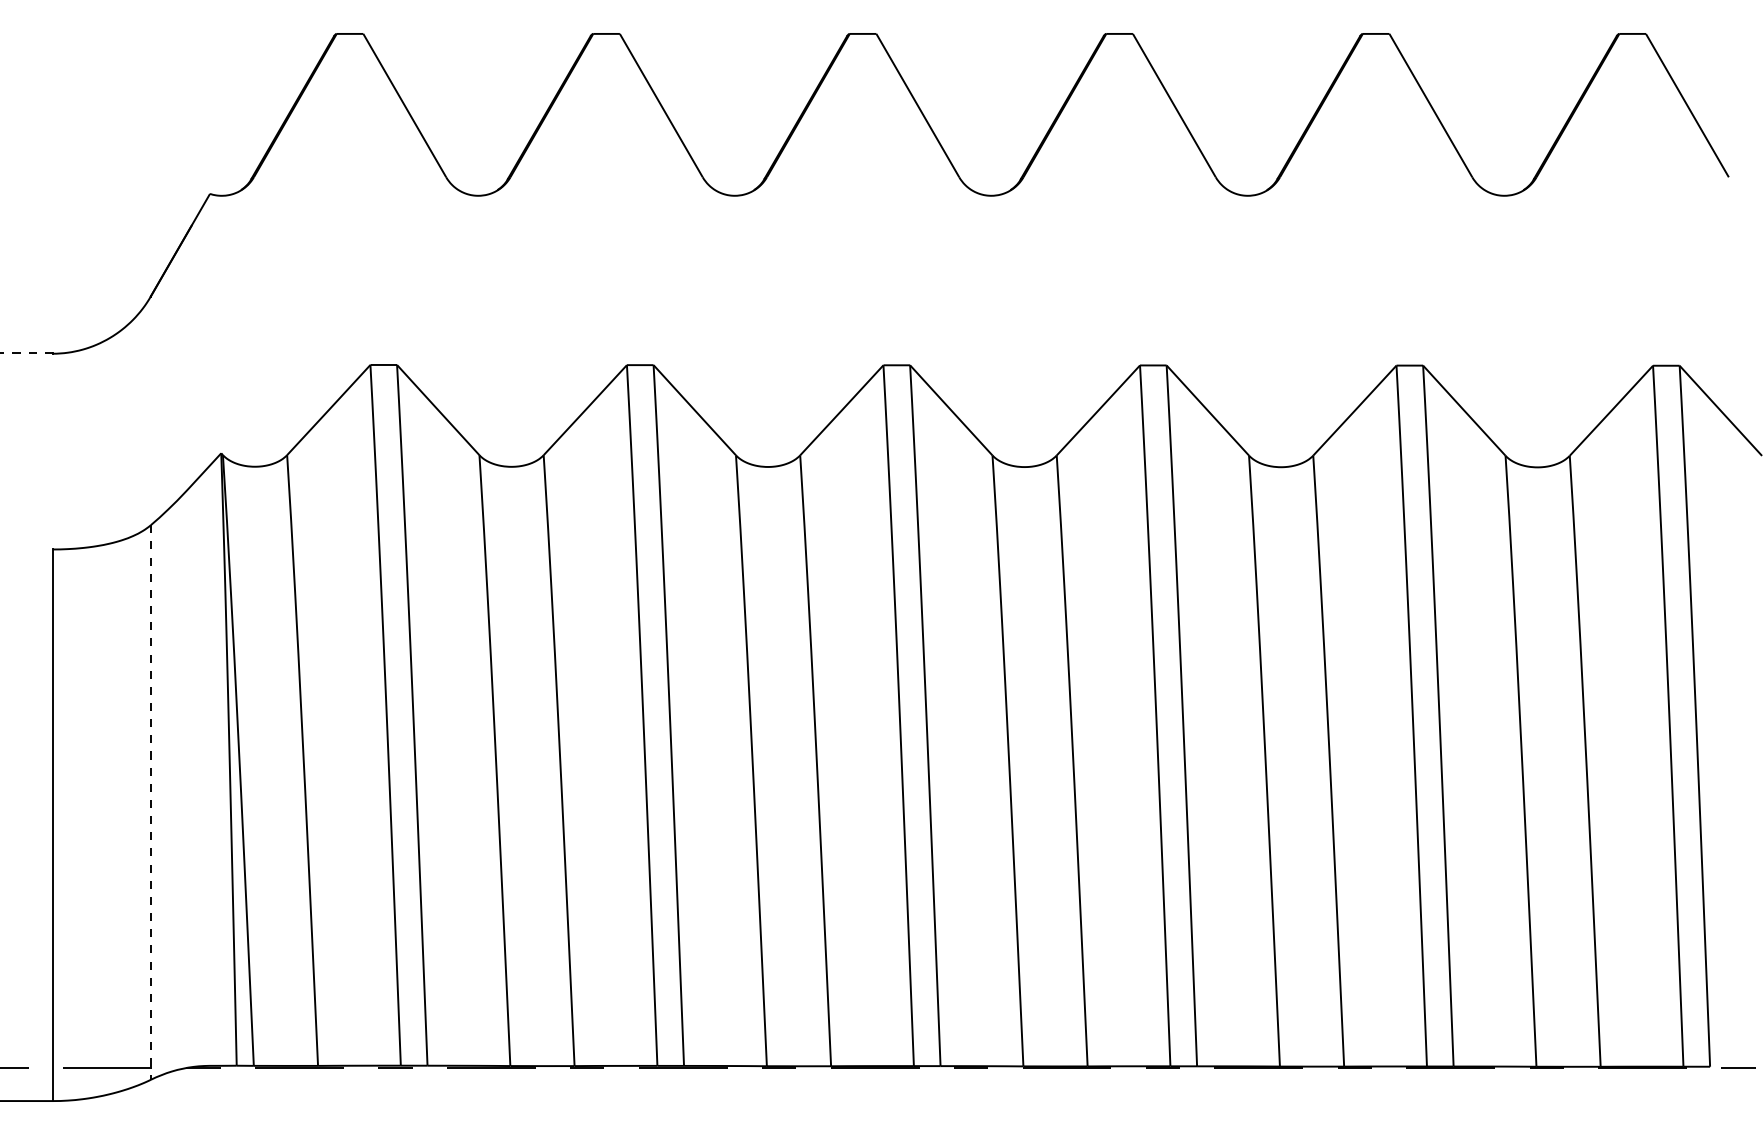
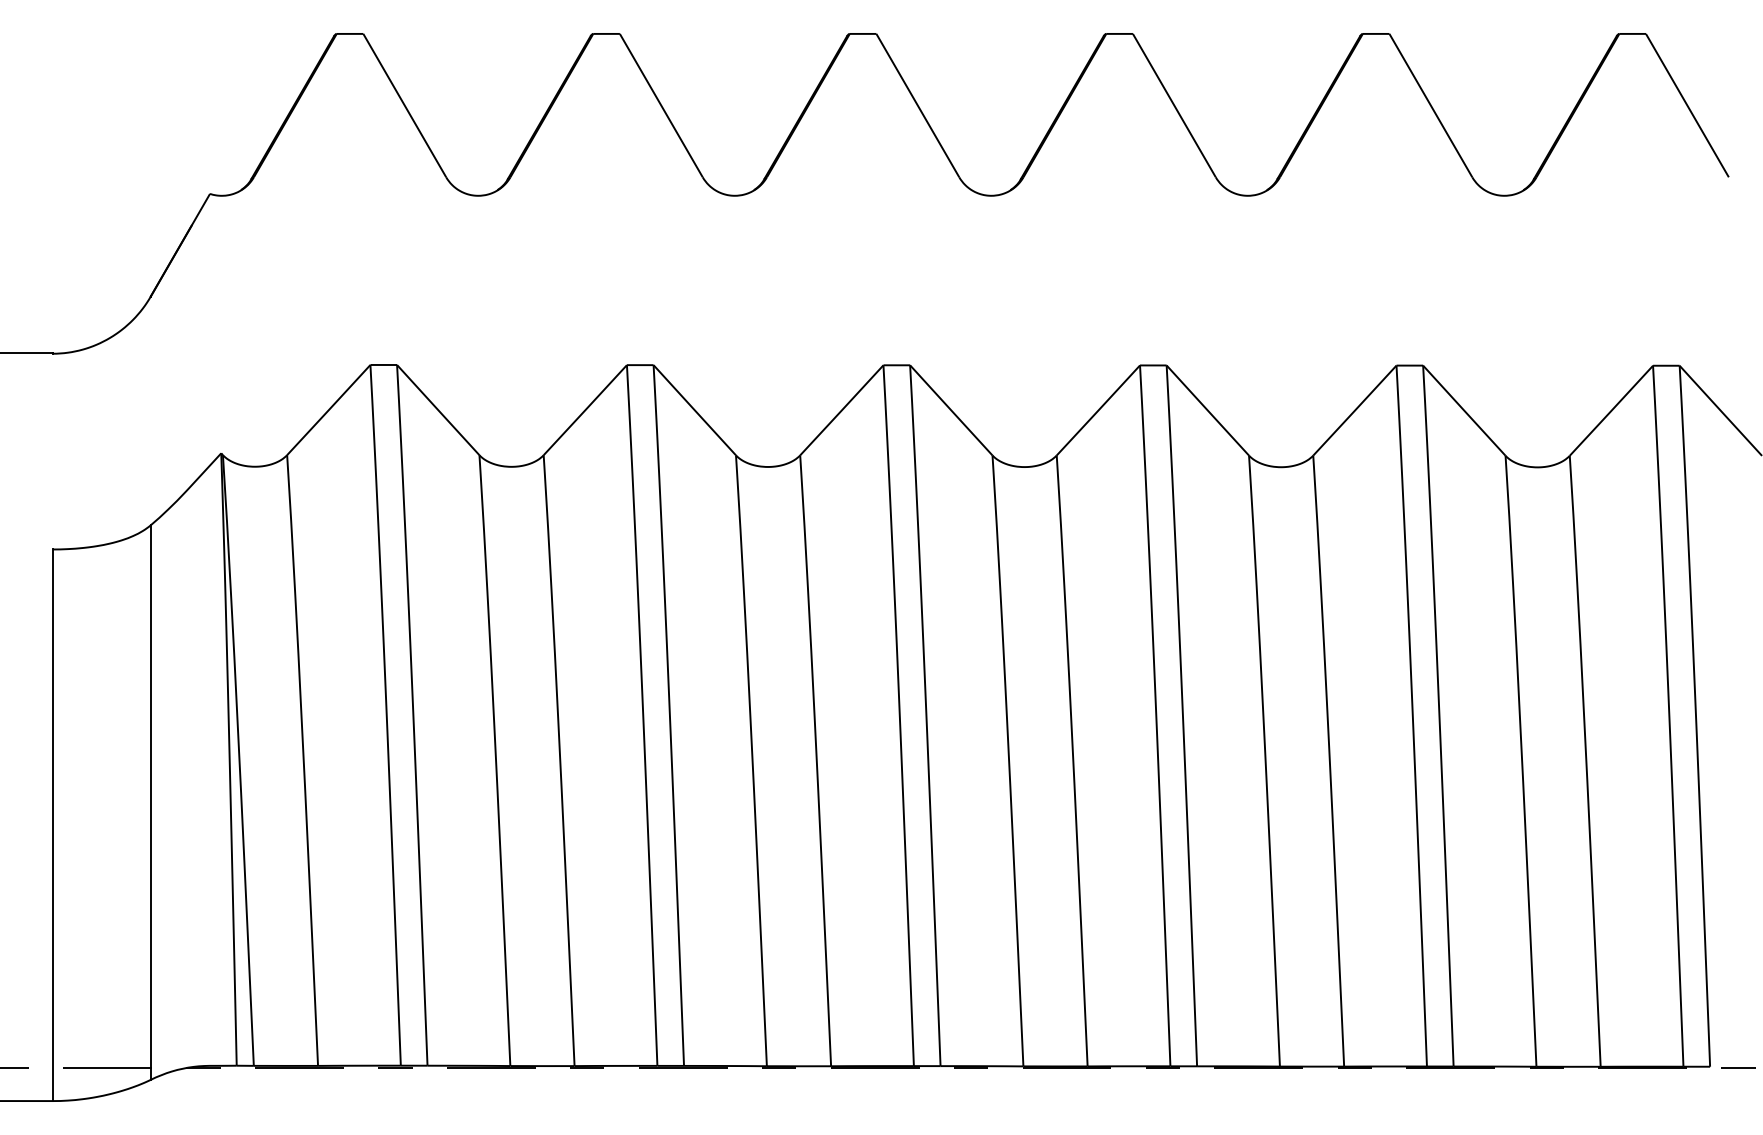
line: dashed -> solid (26, 352)
line: dashed -> solid (150, 803)
